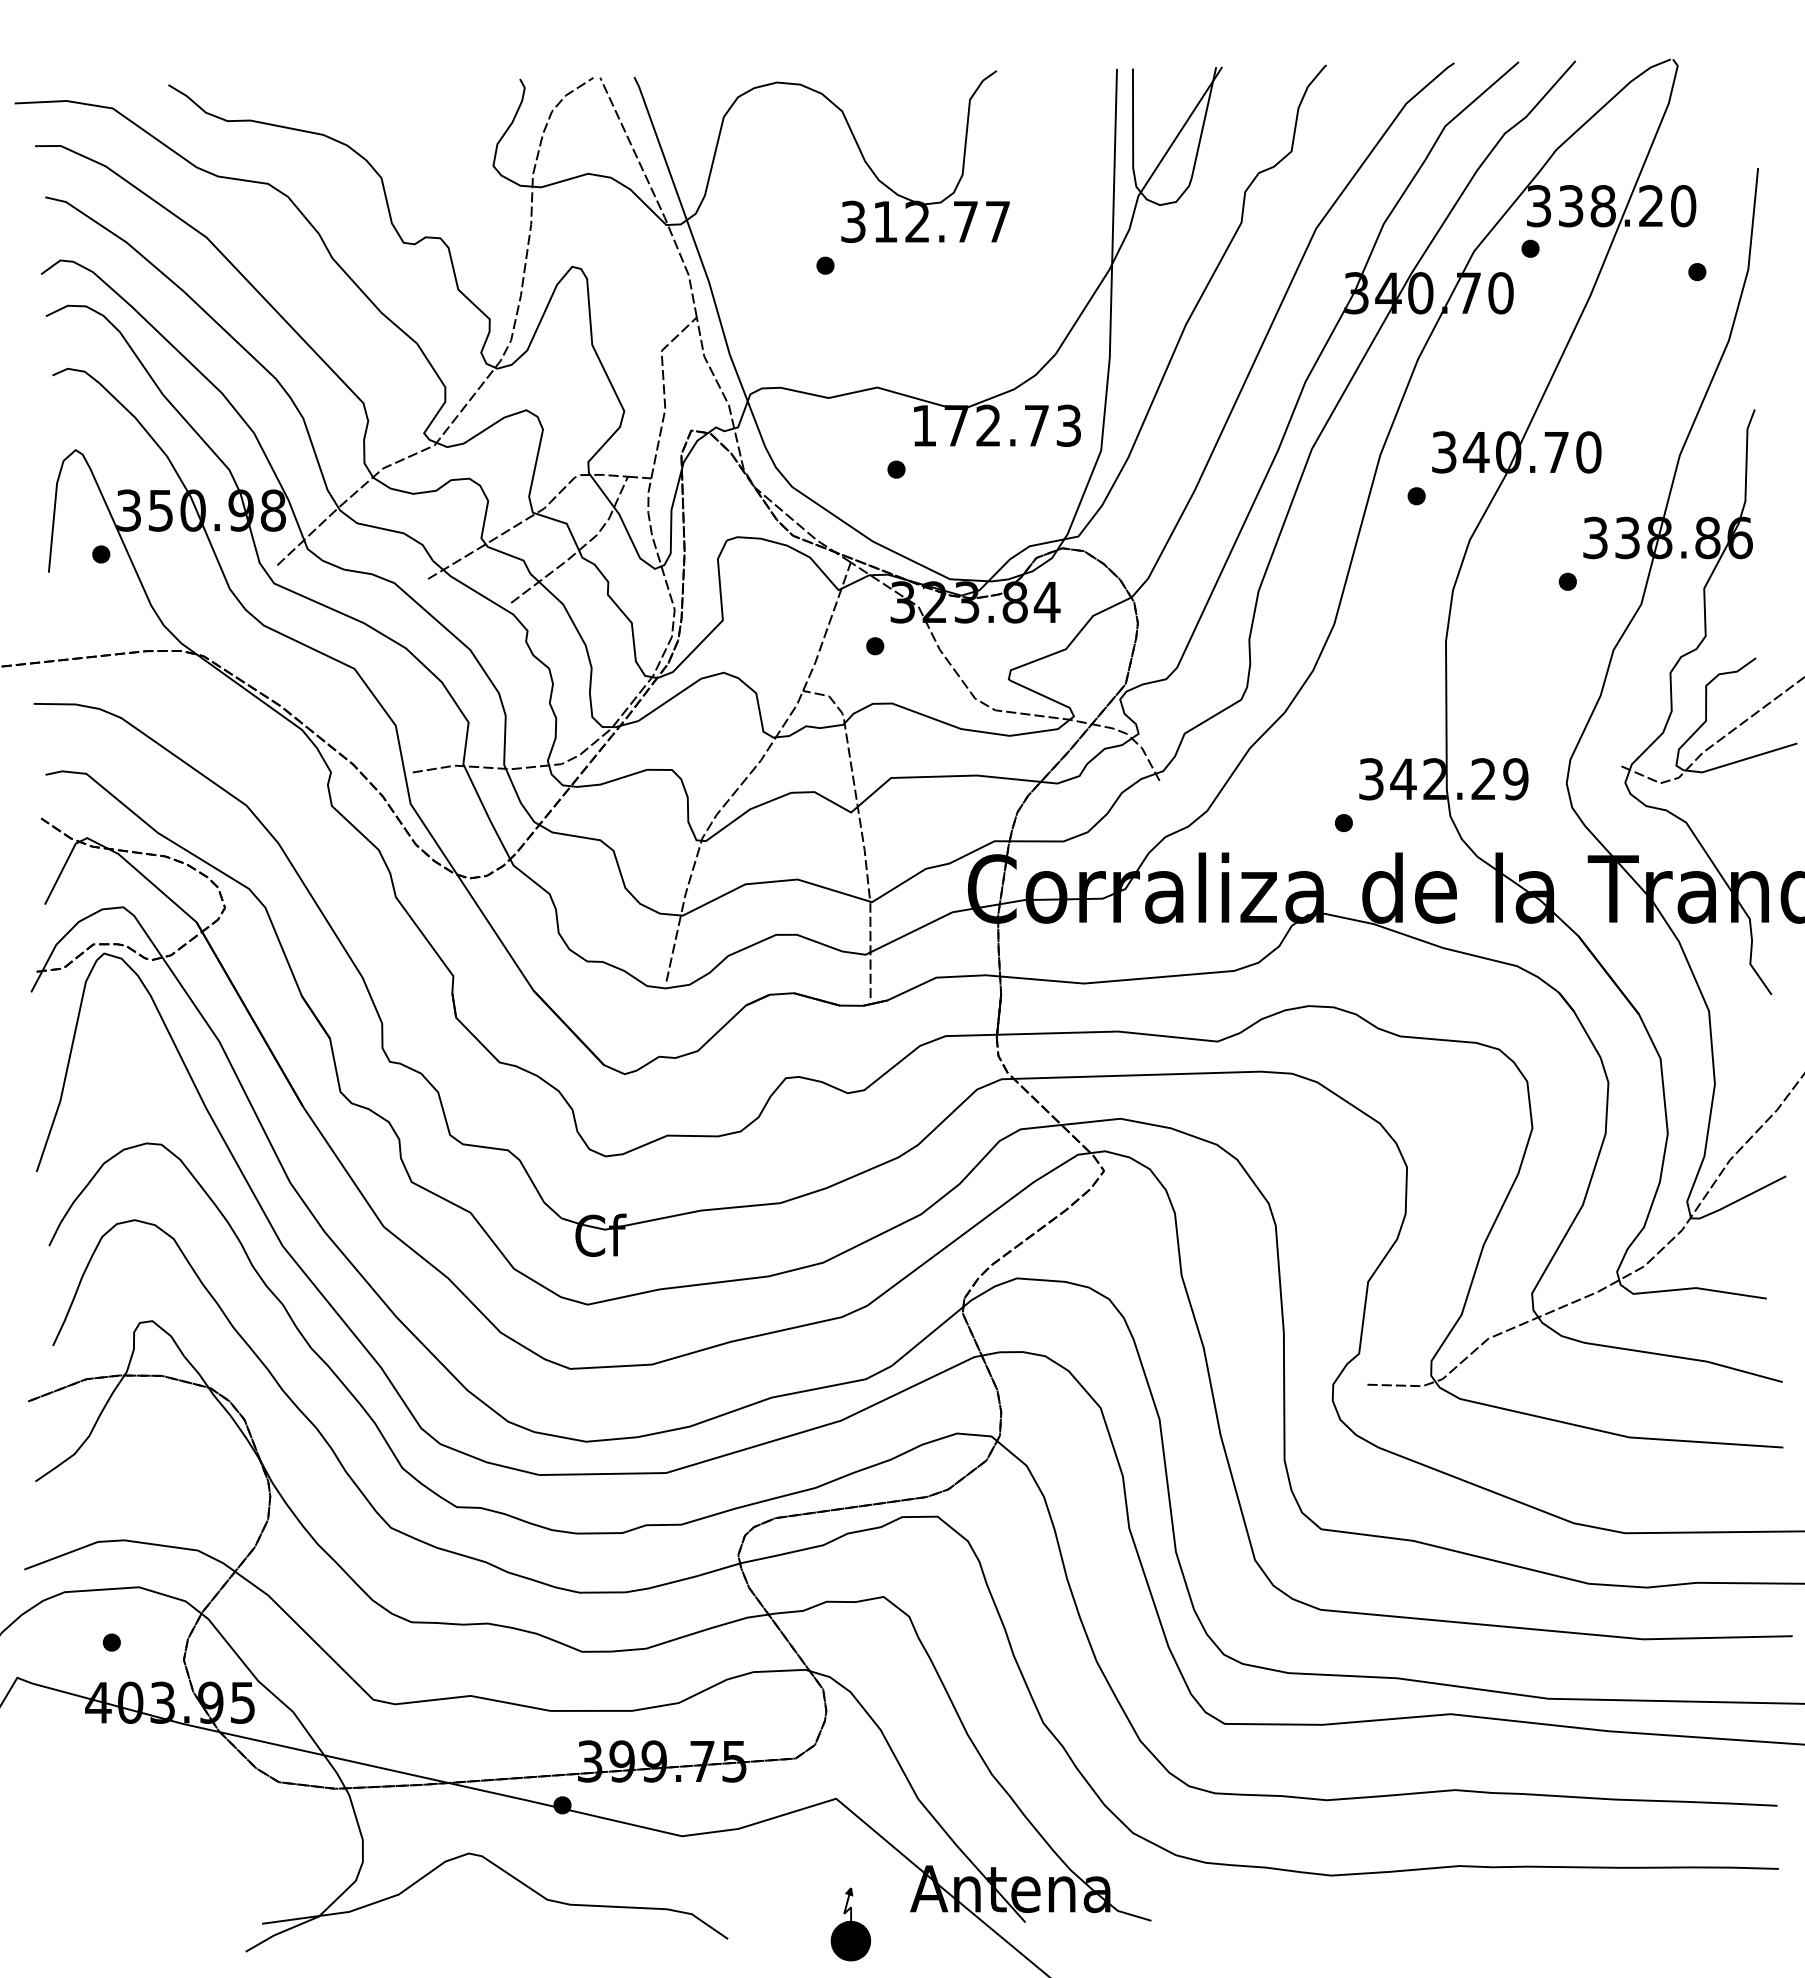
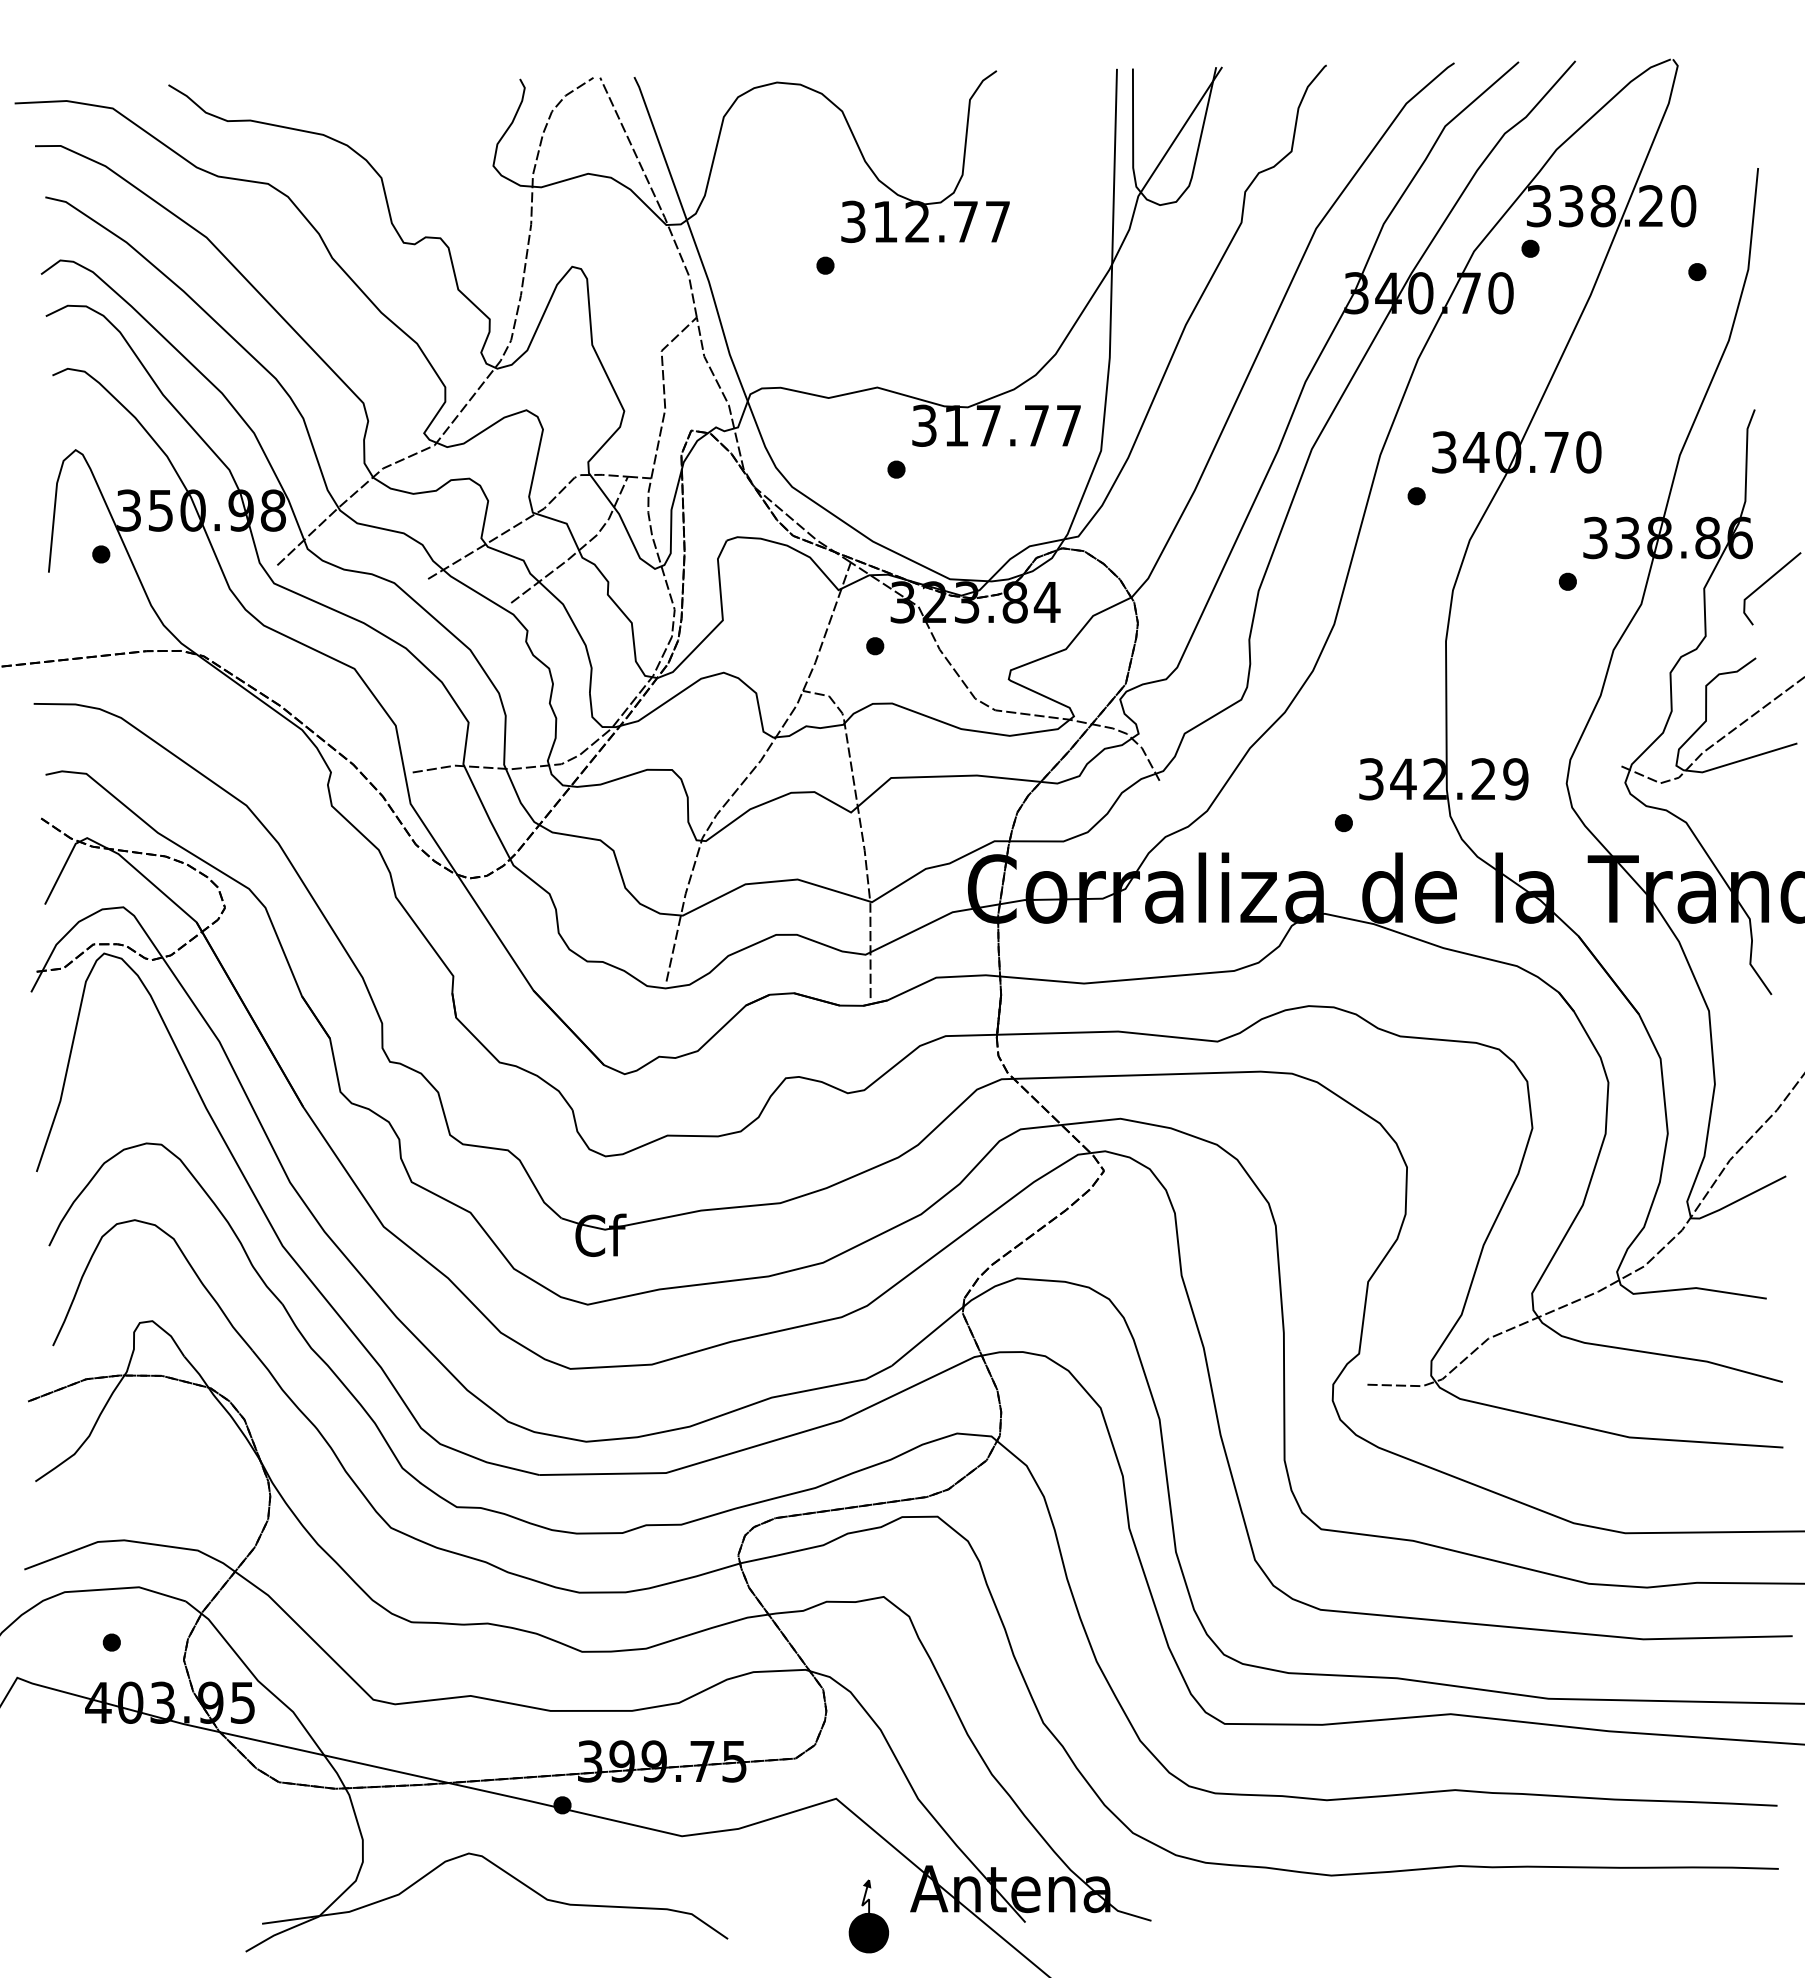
text: 172.73 -> 317.77 (996, 425)
line: none -> present (1768, 581)
part position: (850, 1924) -> (868, 1916) (868, 1916)
